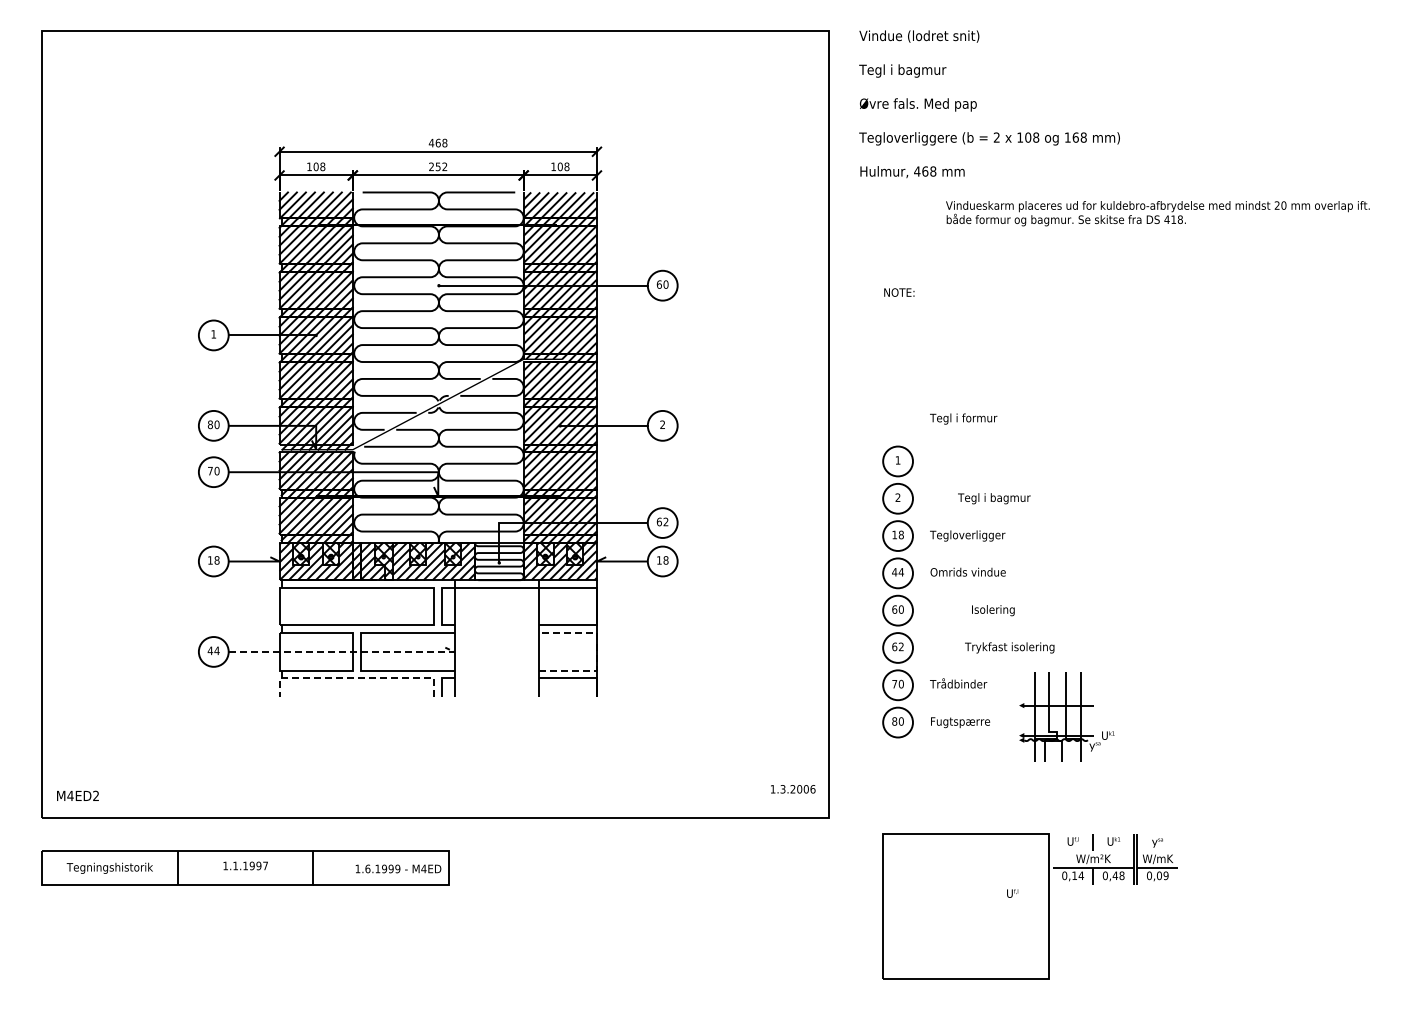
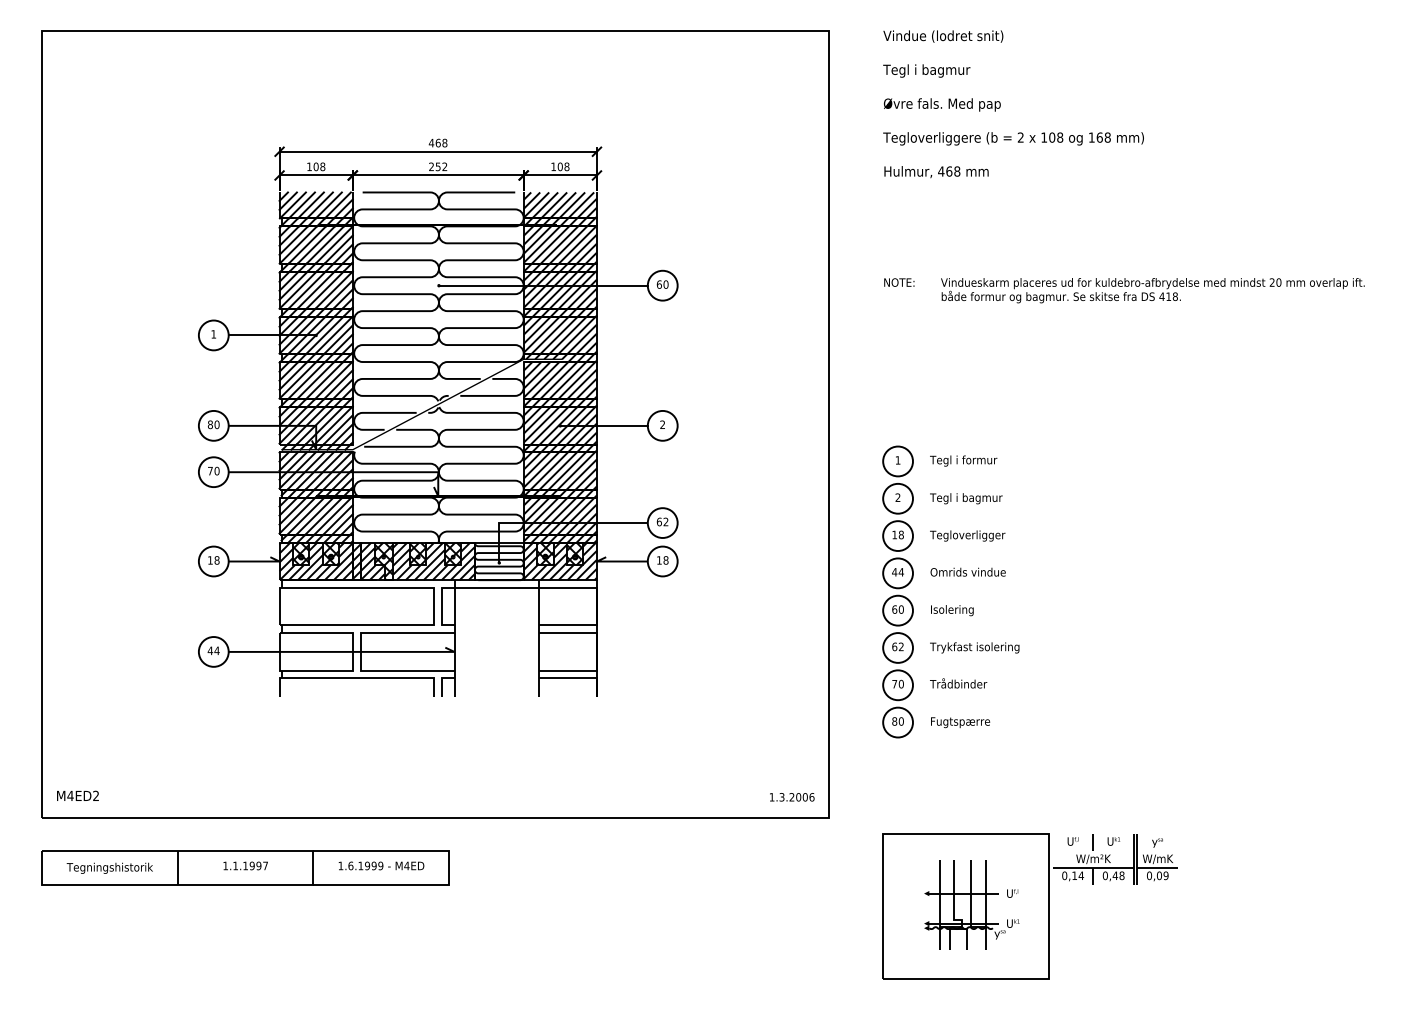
text position: (989, 104) -> (1013, 104) (1013, 104)
text position: (1157, 213) -> (1152, 290) (1152, 290)
text position: (899, 292) -> (899, 282) (899, 282)
text position: (963, 418) -> (963, 460) (963, 460)
text position: (994, 498) -> (966, 498) (966, 498)
text position: (993, 610) -> (952, 610) (952, 610)
text position: (1009, 647) -> (974, 647) (974, 647)
line: dashed -> solid (347, 651)
line: dashed -> solid (596, 651)
line: dashed -> solid (356, 678)
part position: (1066, 716) -> (971, 904) (971, 904)
text position: (793, 789) -> (792, 797) (792, 797)
text position: (398, 868) -> (381, 865) (381, 865)
